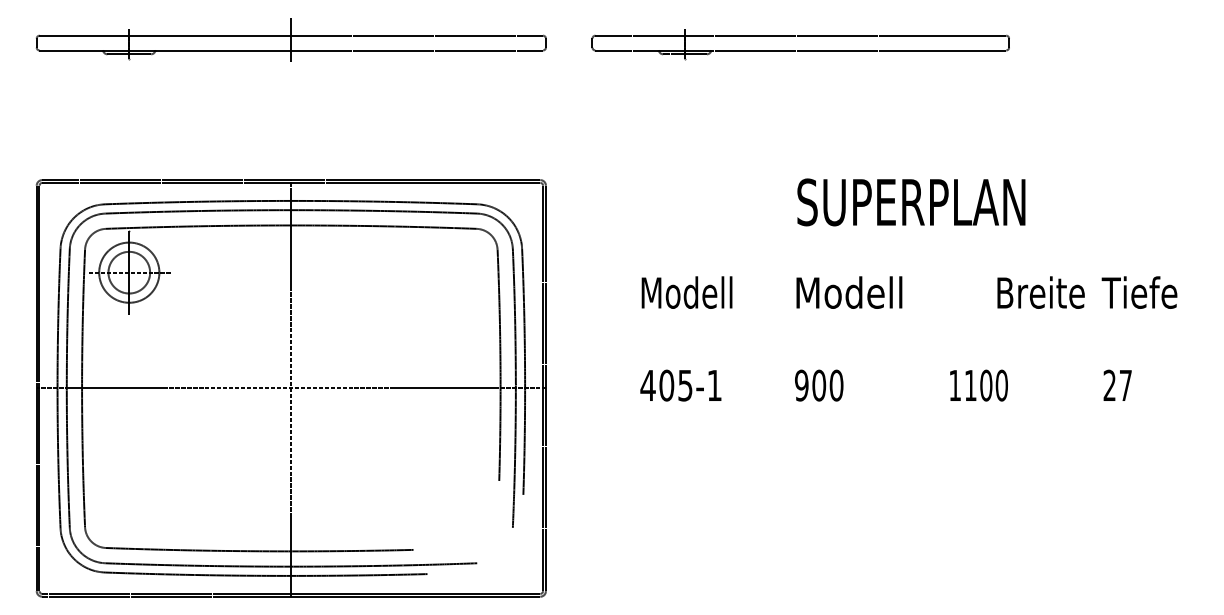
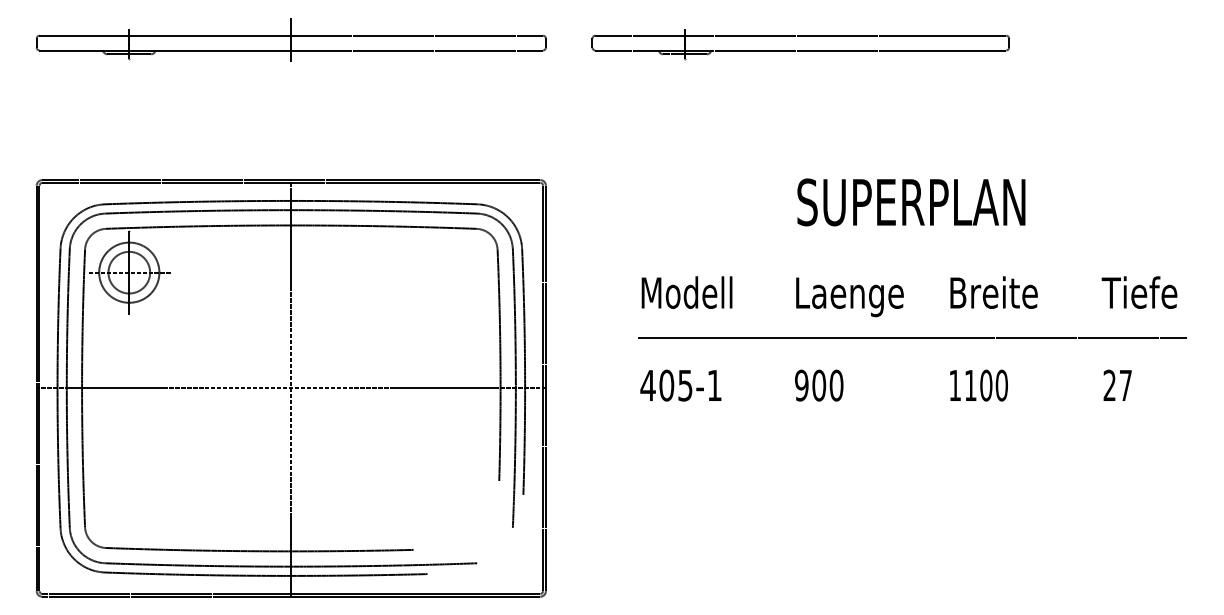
text position: (1040, 292) -> (993, 292) (993, 292)
text: Modell -> Laenge (849, 296)
line: none -> present (912, 338)
